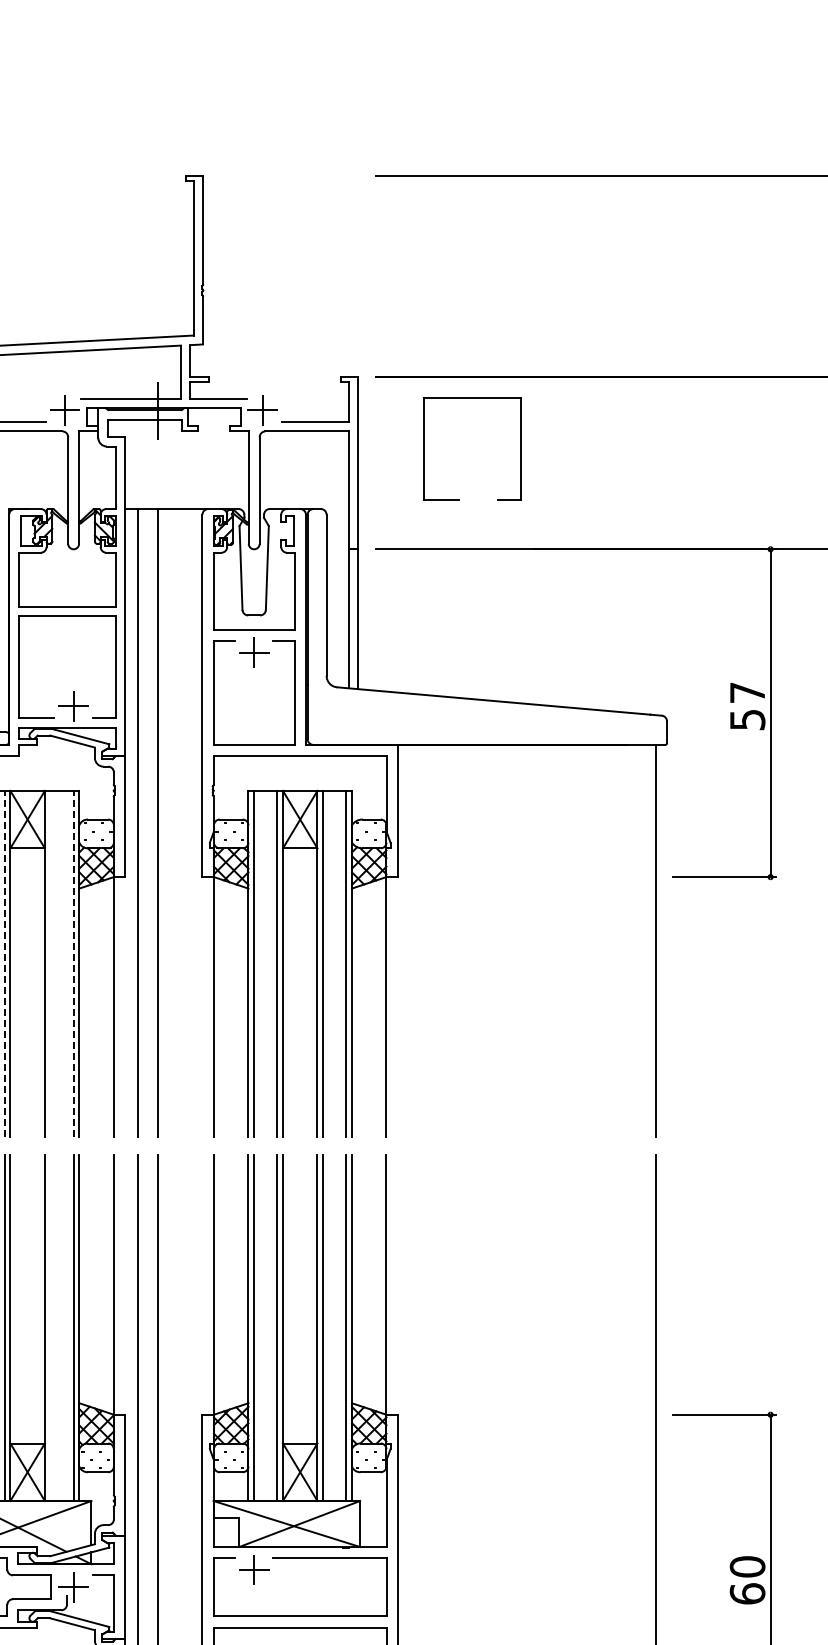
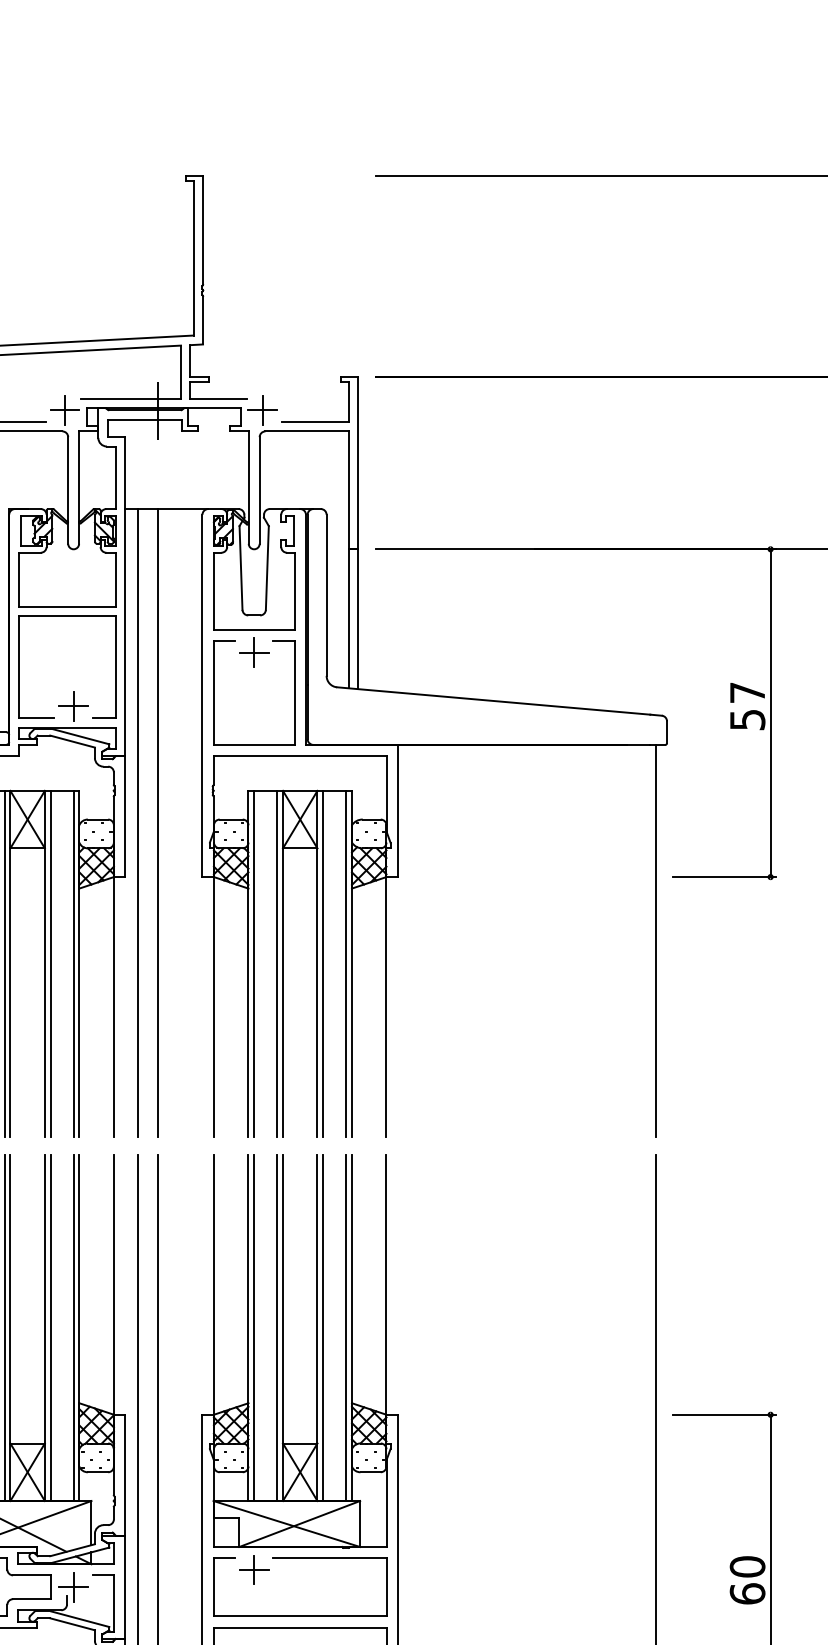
part: present -> none (424, 448)
line: dashed -> solid (4, 963)
line: none -> present (50, 963)
line: dashed -> solid (73, 963)
line: none -> present (50, 1327)
